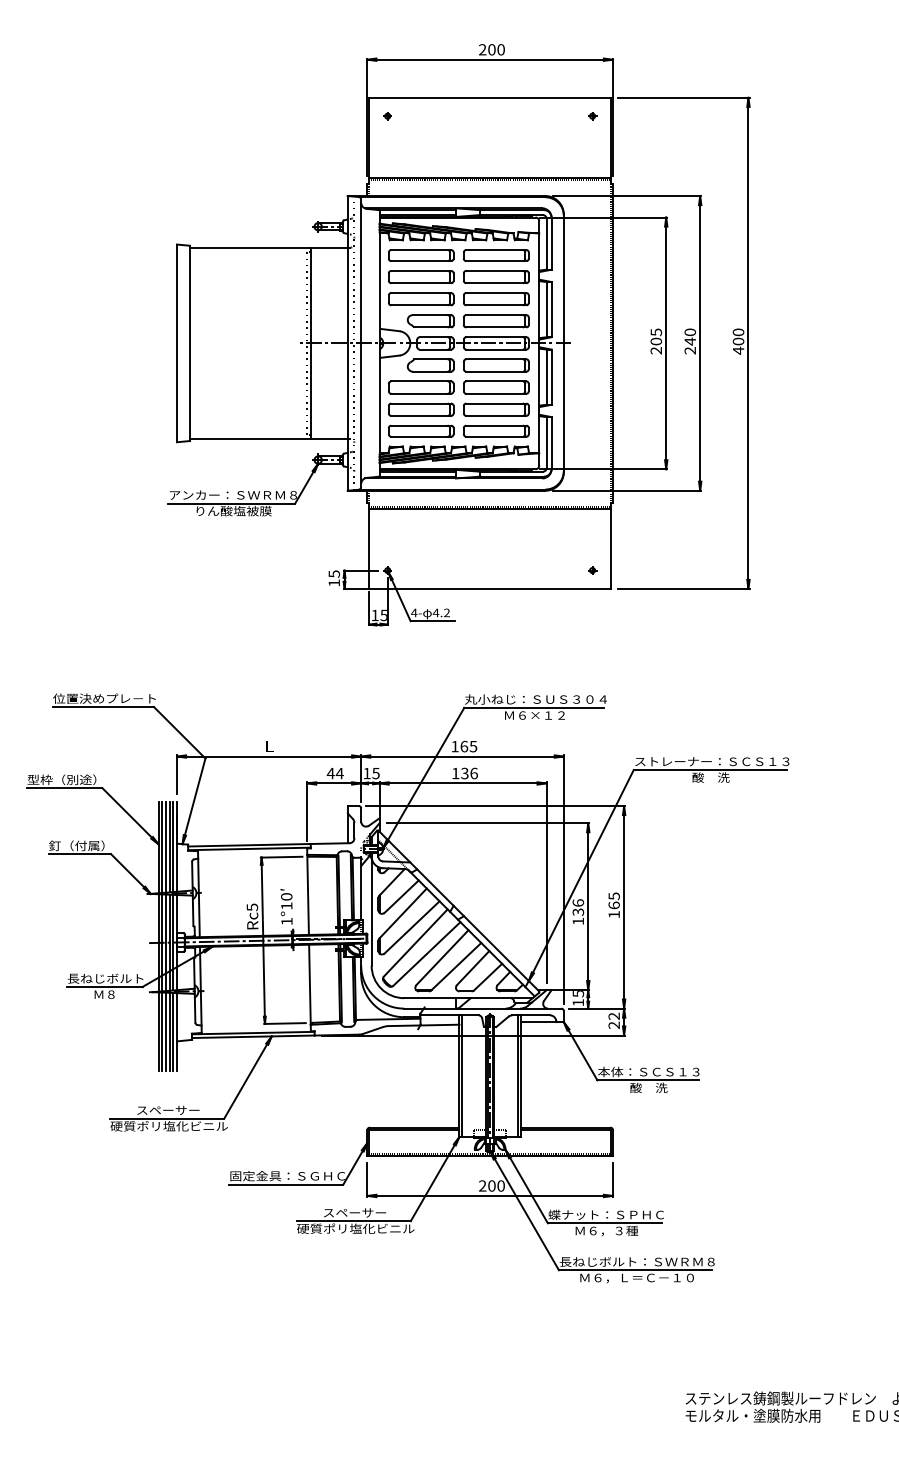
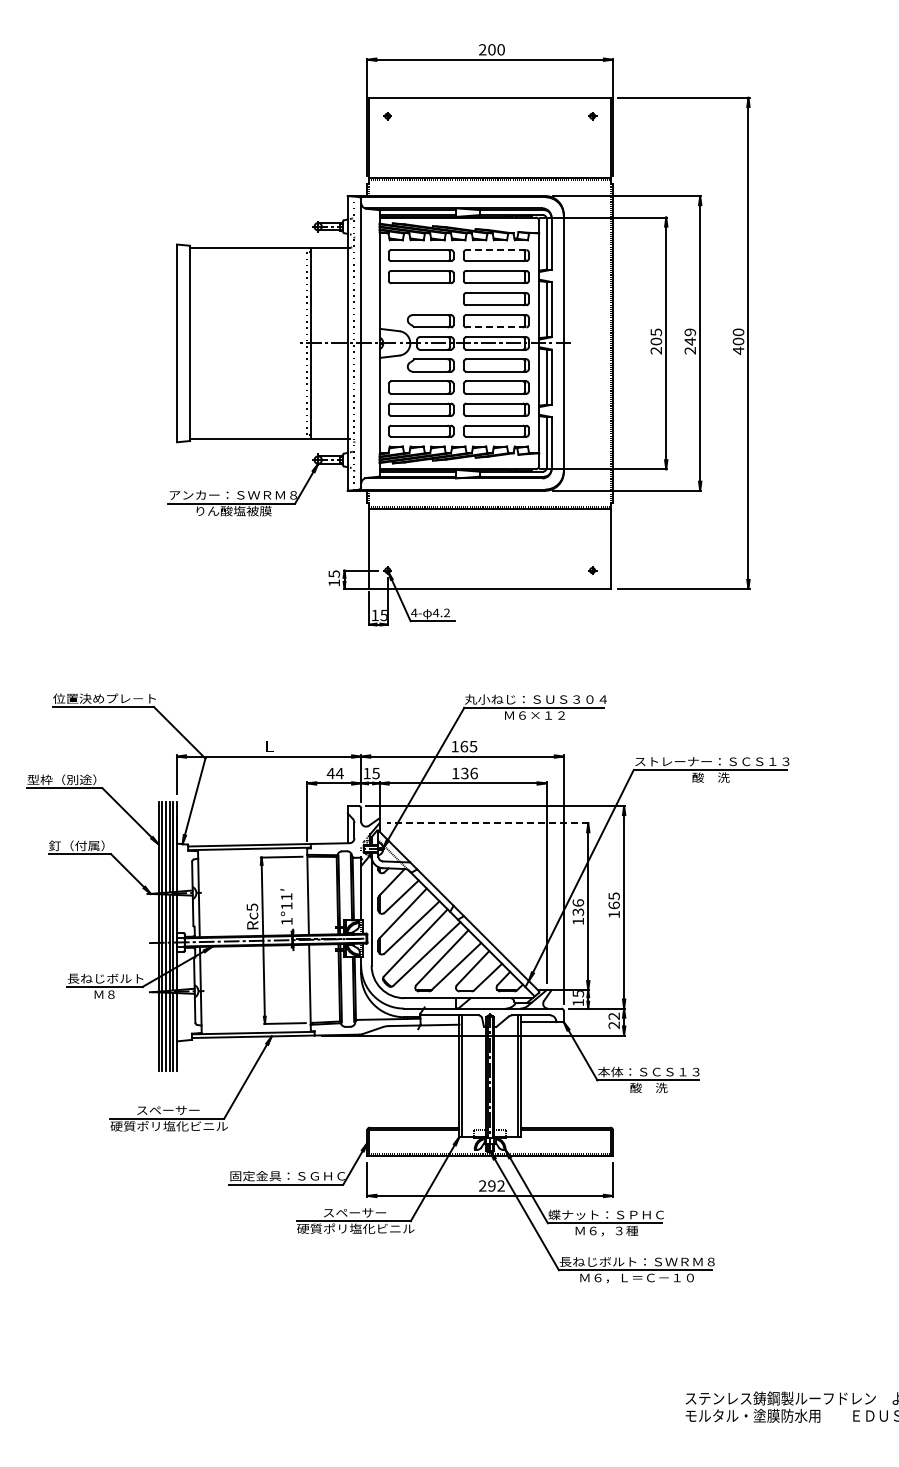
line: solid -> dashed (495, 250)
part: present -> none (421, 299)
line: solid -> dashed (495, 327)
text: 240 -> 249 (689, 332)
line: solid -> dashed (487, 823)
text: 1°10 -> 1°11 (286, 896)
text: 200 -> 292 (496, 1185)
